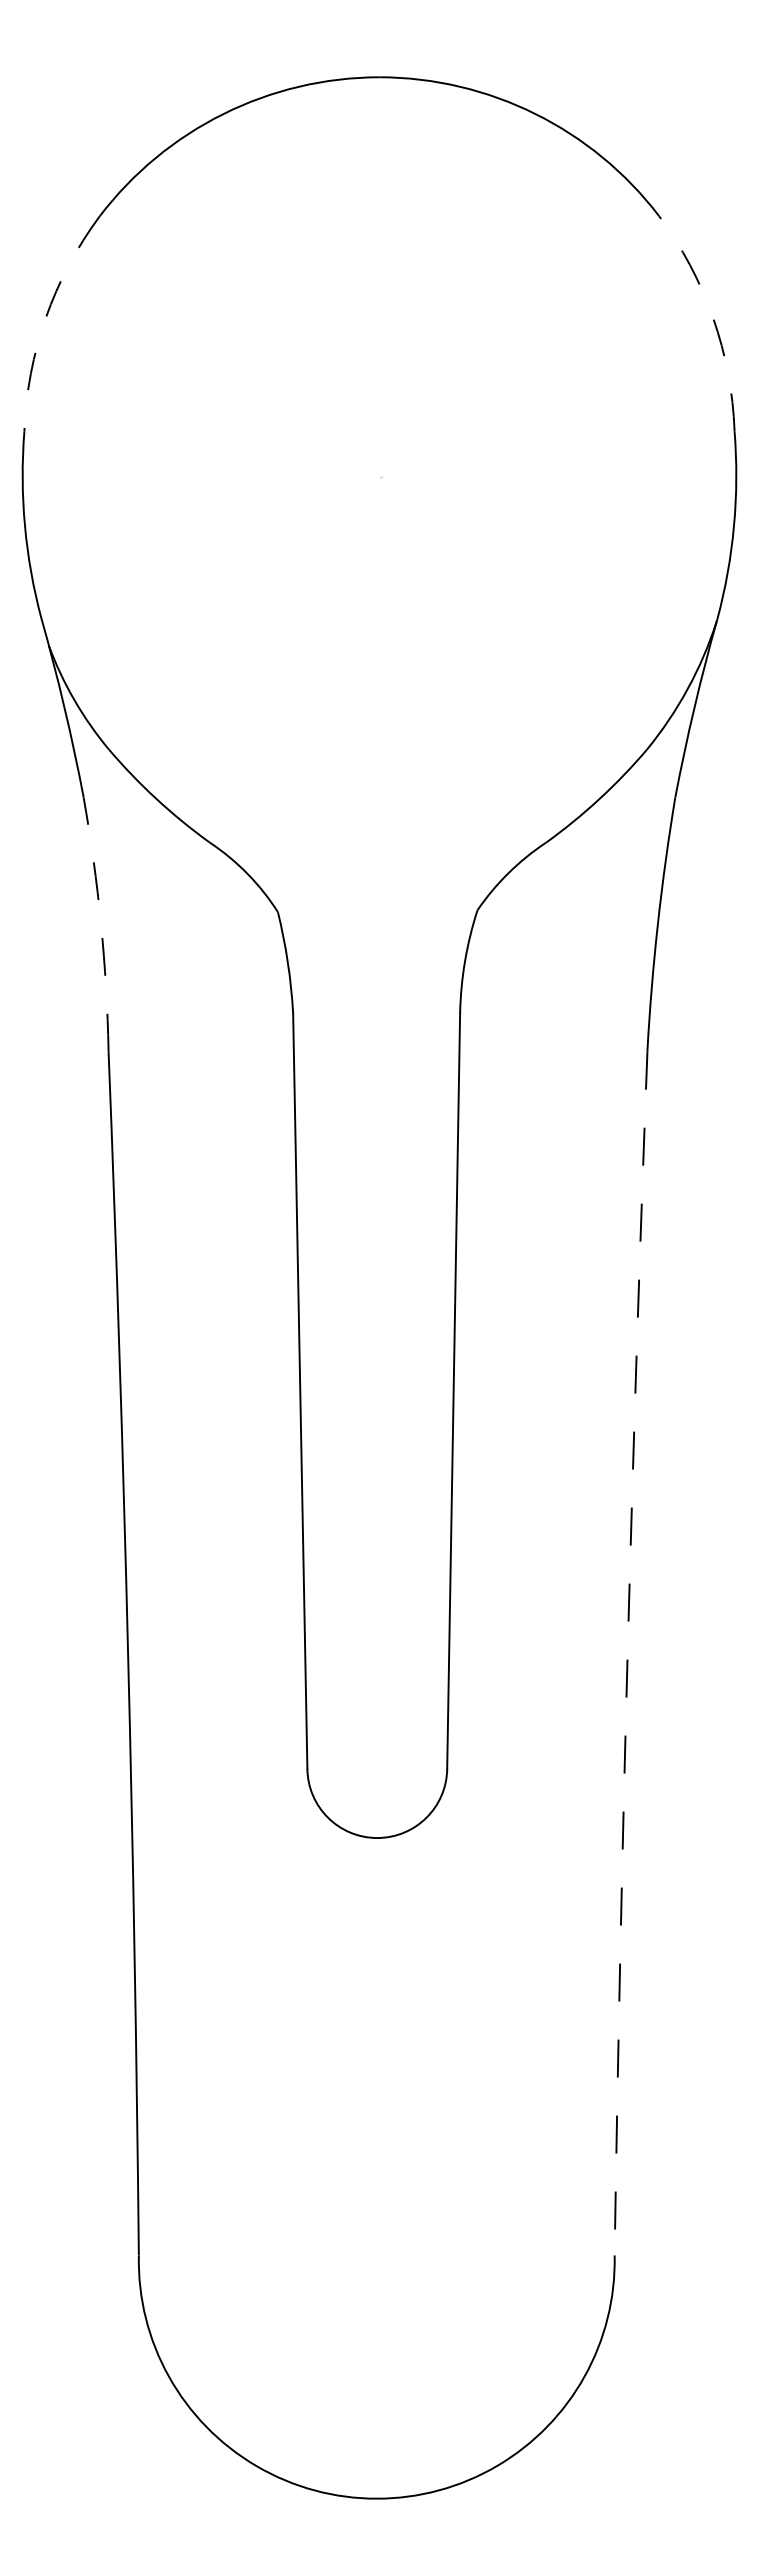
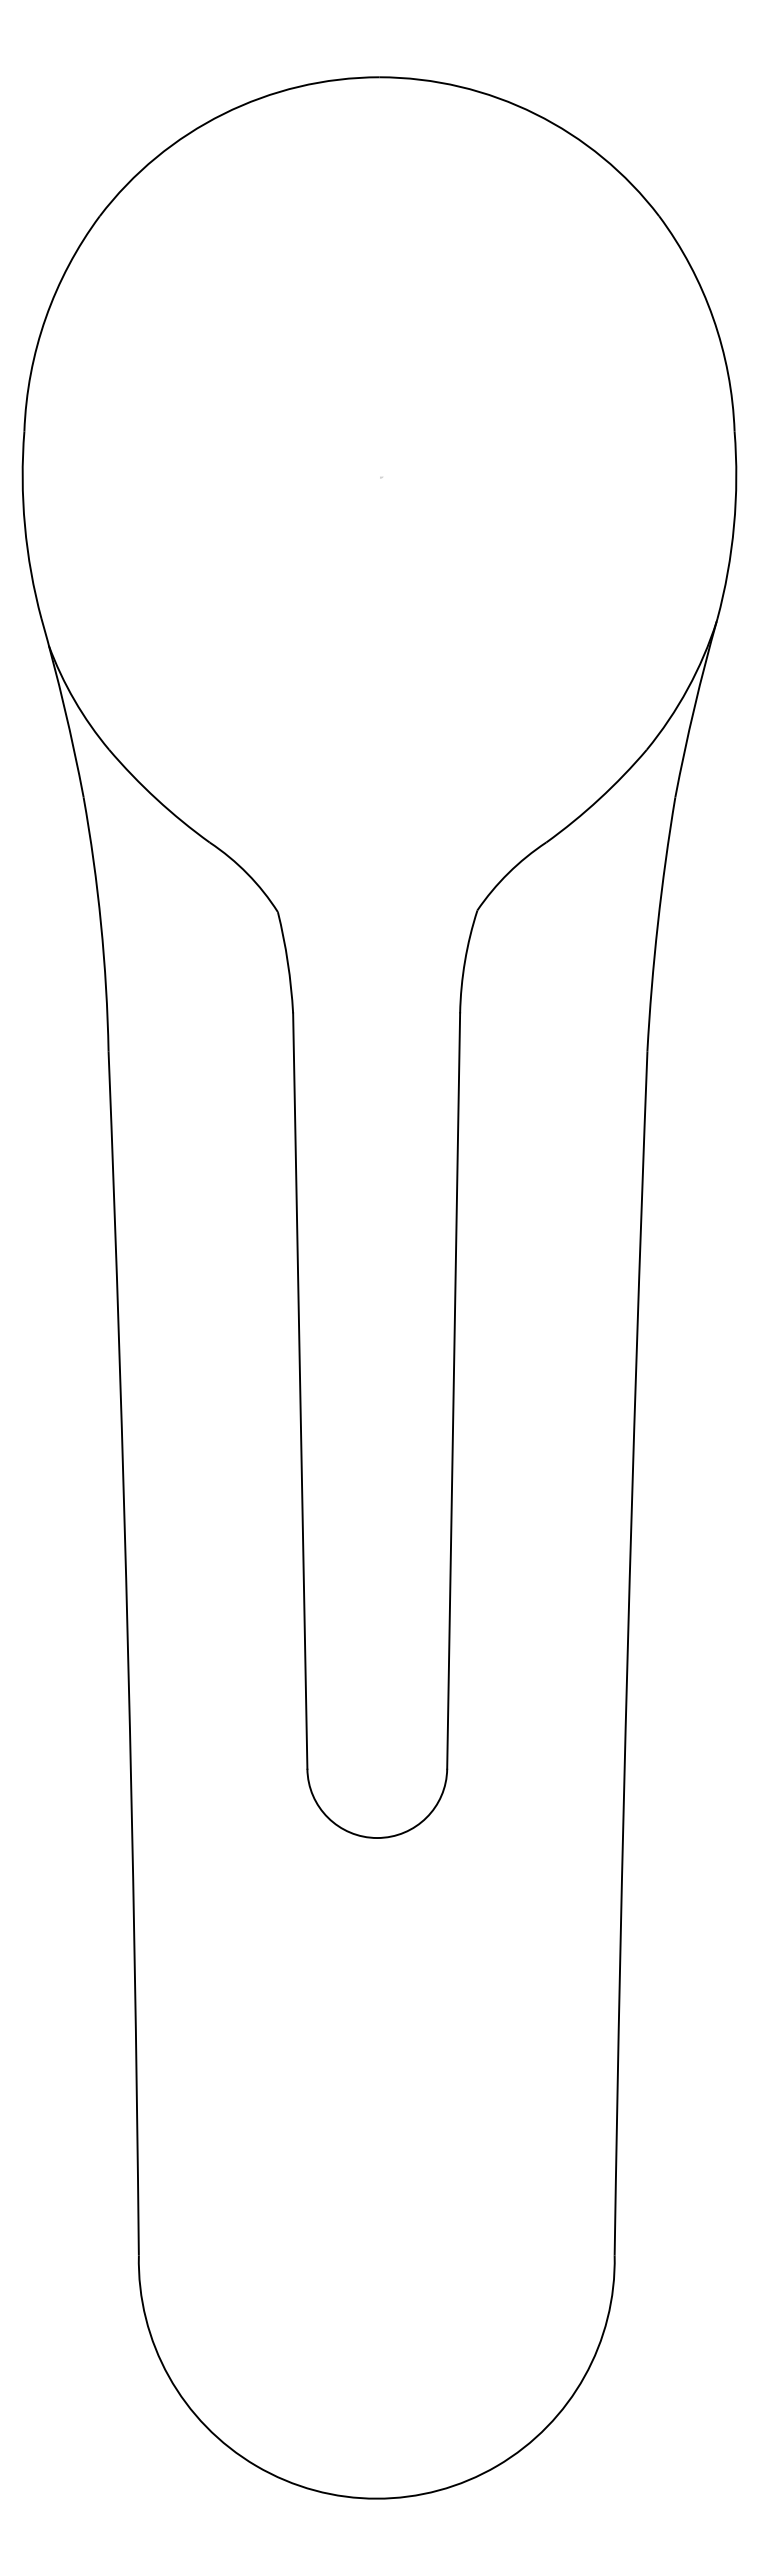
arc: dashed -> solid (45, 318)
arc: dashed -> solid (713, 318)
arc: dashed -> solid (101, 924)
arc: dashed -> solid (627, 1653)
